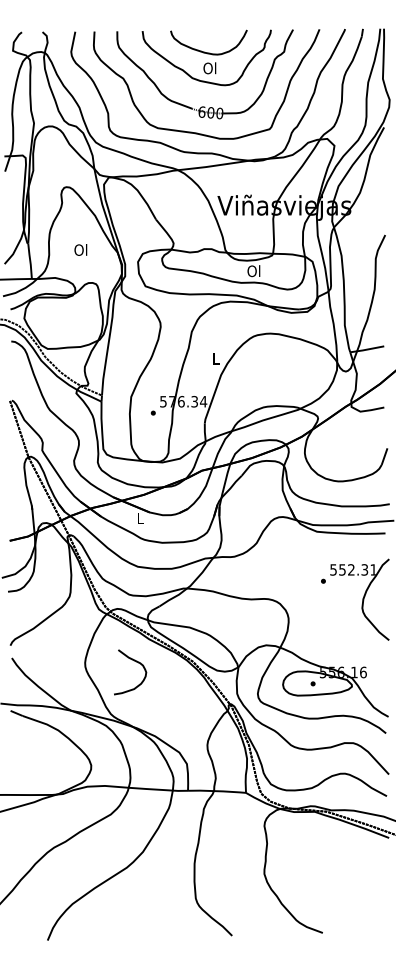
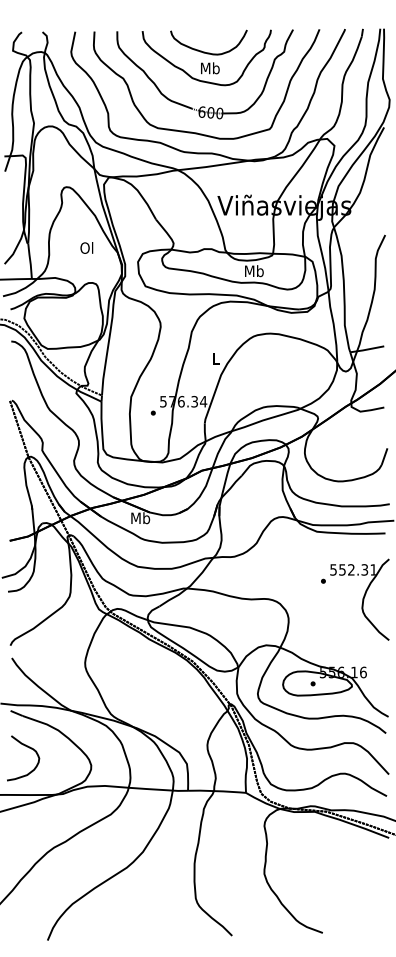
text: Ol -> Mb (210, 68)
text position: (80, 249) -> (86, 247) (86, 247)
text: Ol -> Mb (254, 271)
text: L -> Mb (140, 518)
curve position: (136, 662) -> (29, 748) (29, 748)
